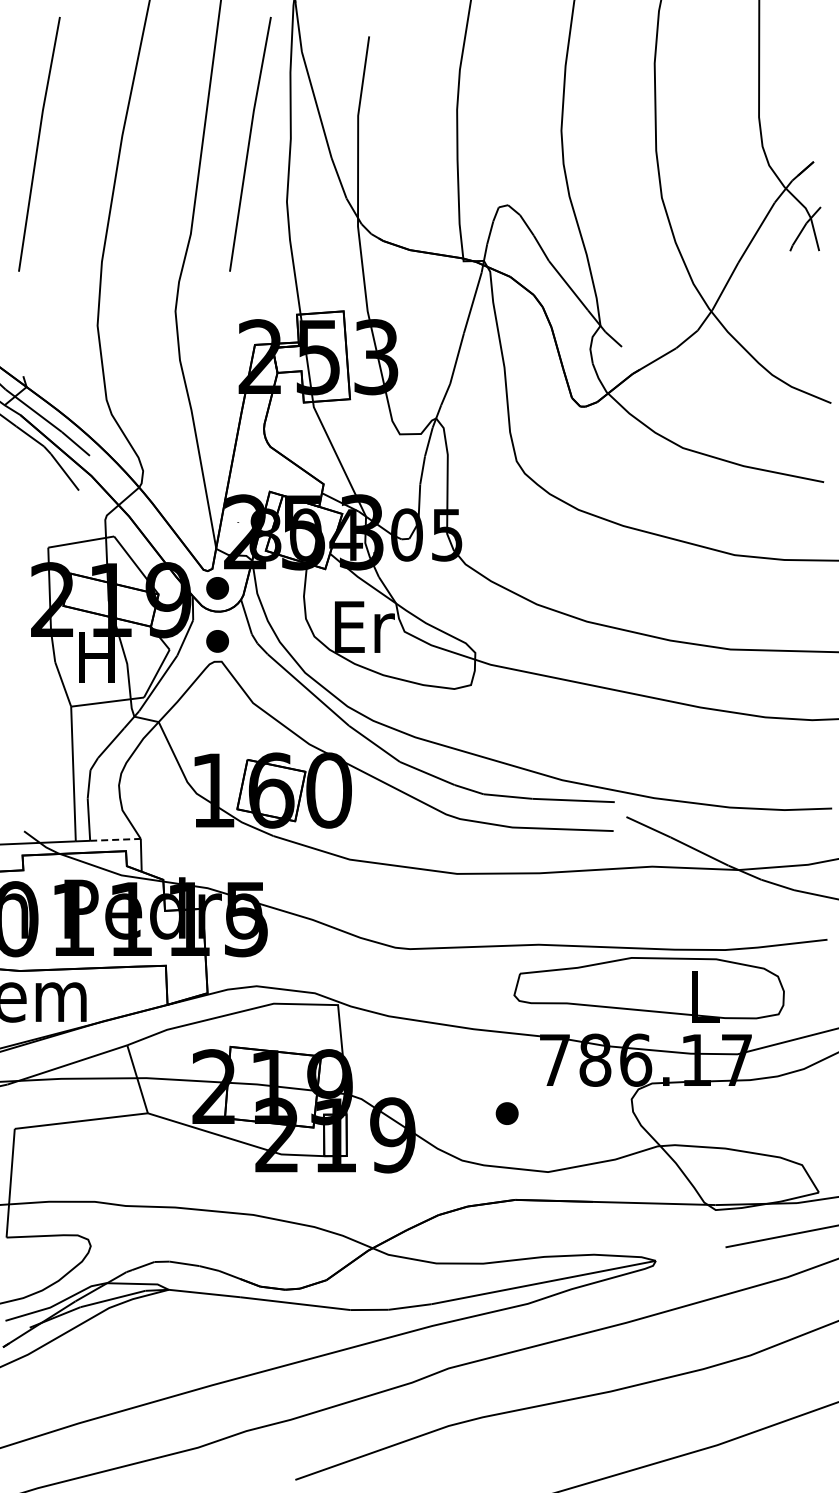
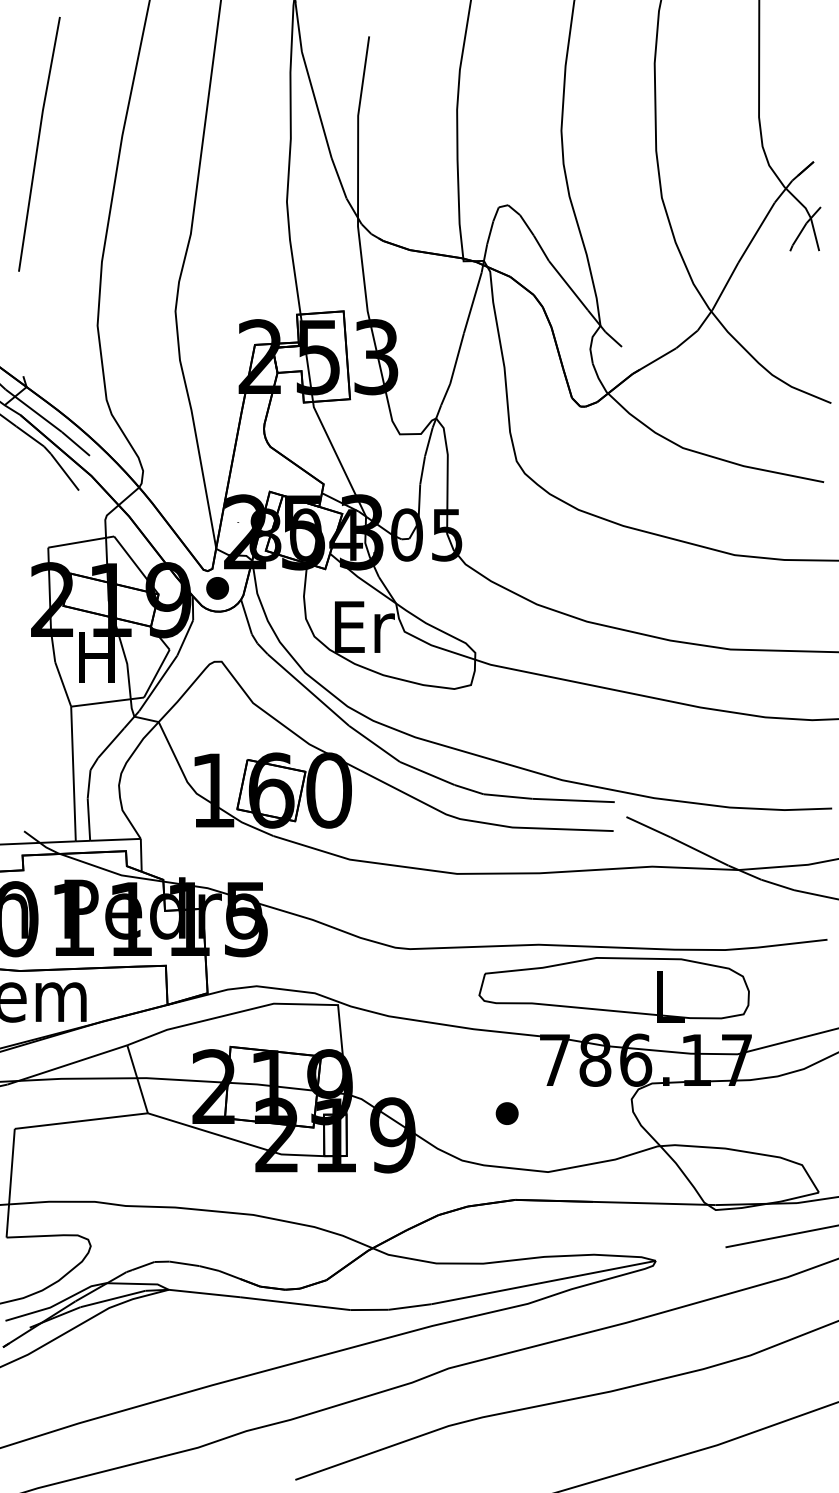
line: present -> none (250, 142)
part: present -> none (217, 641)
line: dashed -> solid (116, 839)
part position: (648, 989) -> (613, 989) (613, 989)
